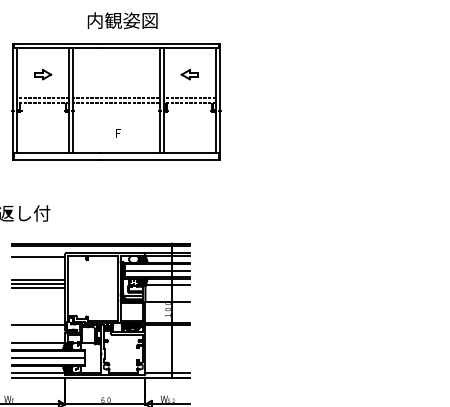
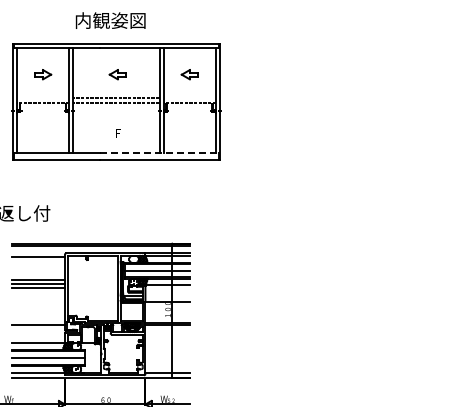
text position: (122, 20) -> (110, 20) (110, 20)
part: none -> present (117, 74)
line: present -> none (42, 97)
line: present -> none (189, 97)
line: solid -> dashed (159, 152)
